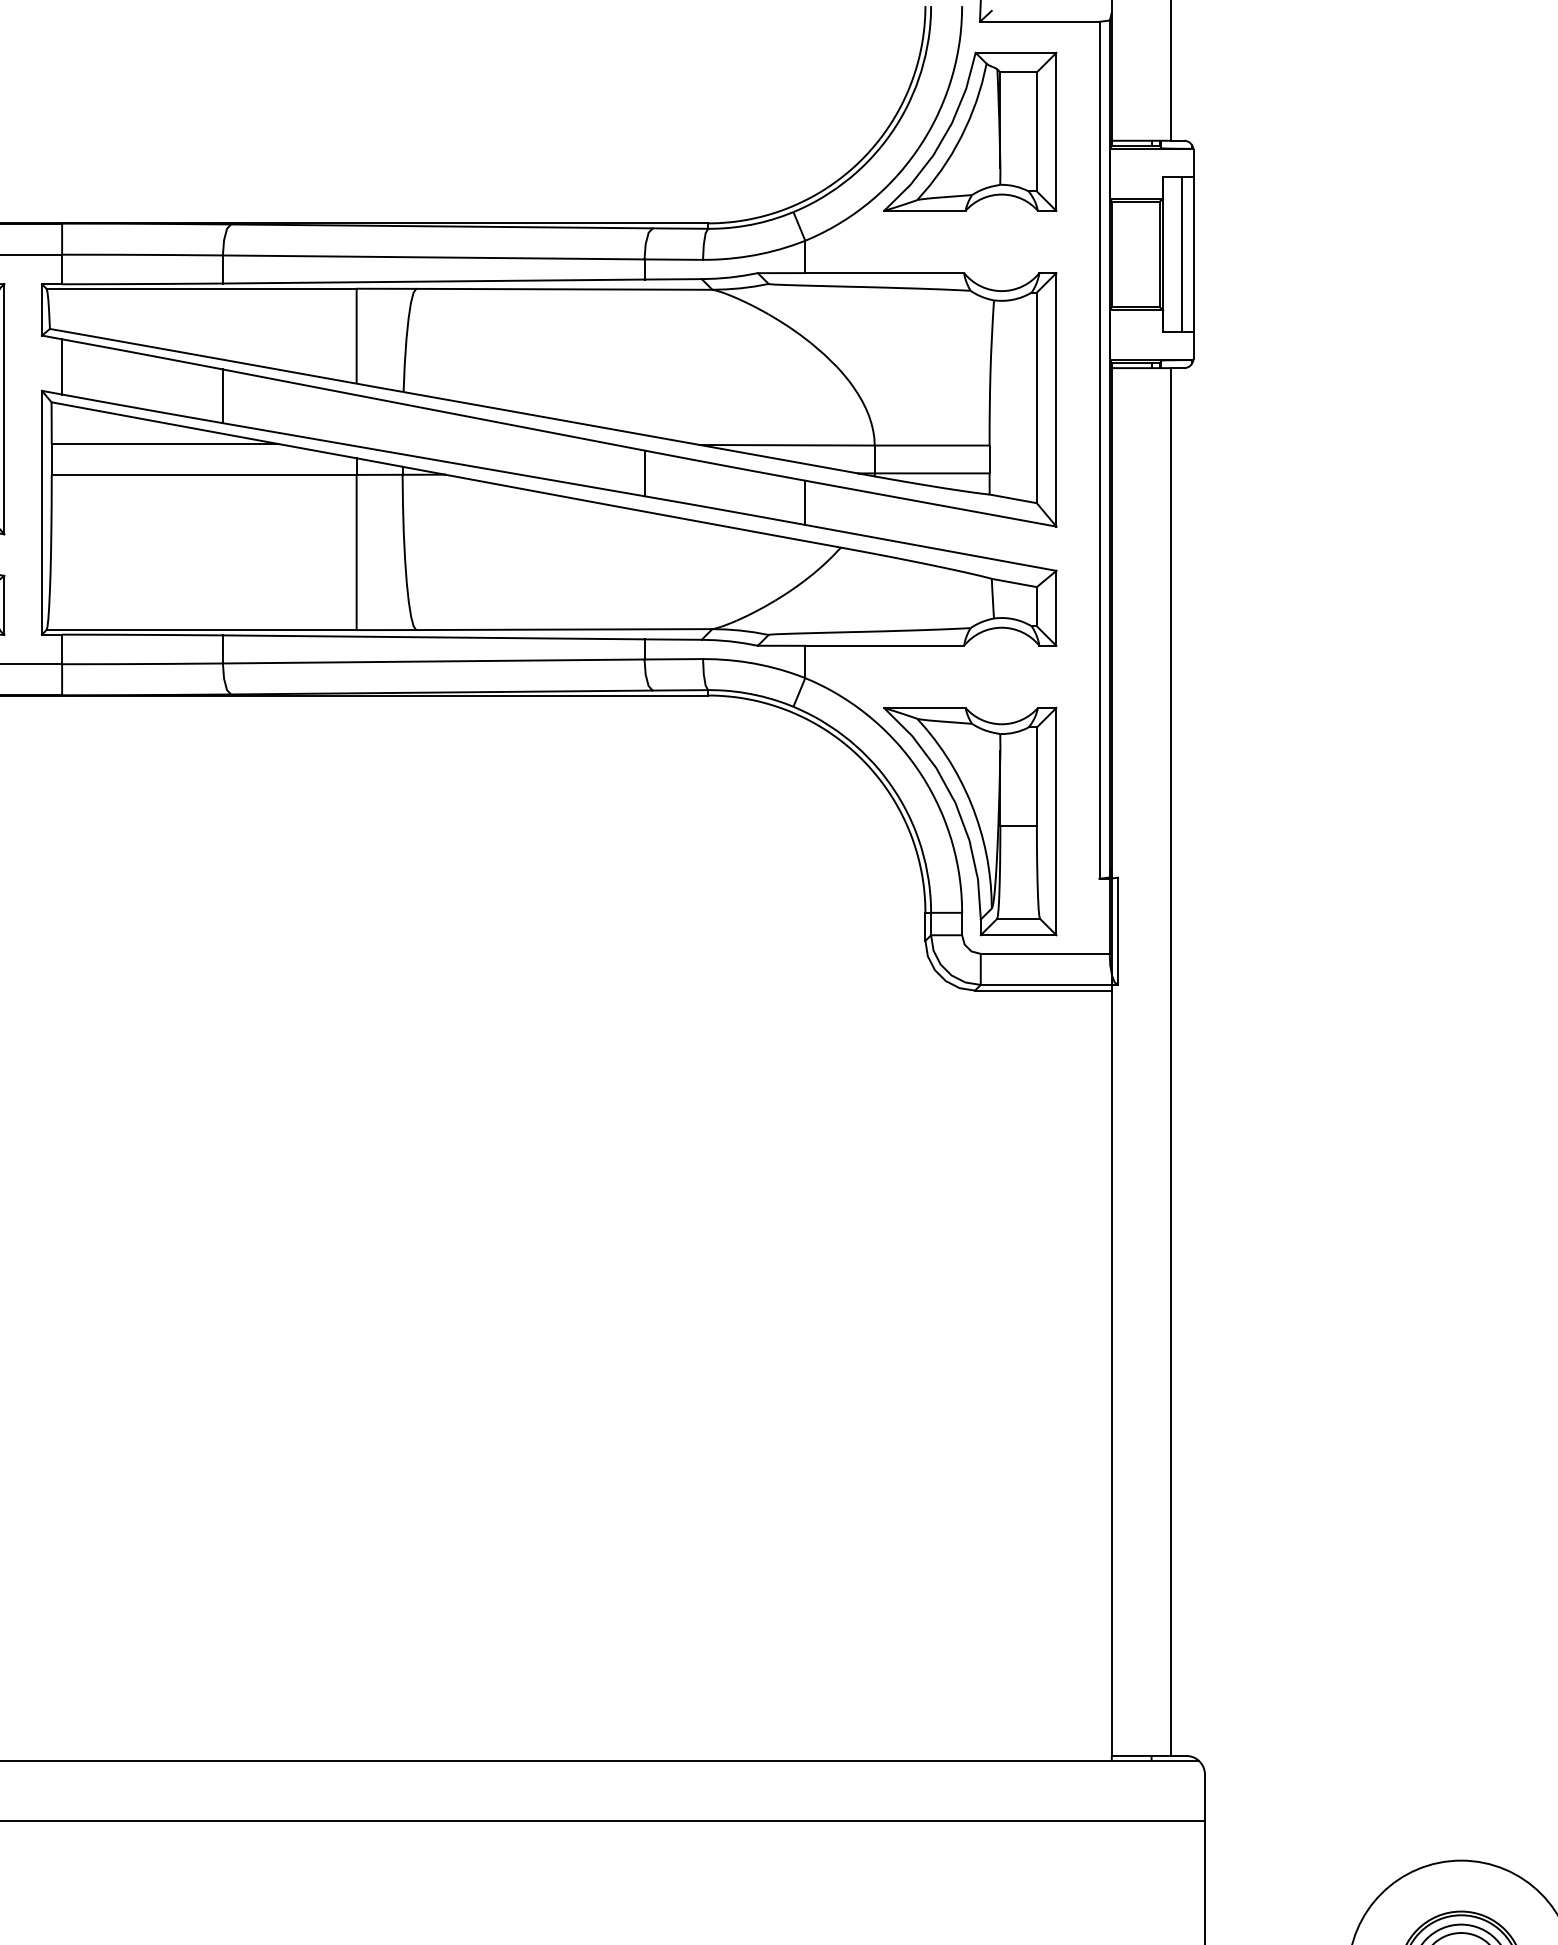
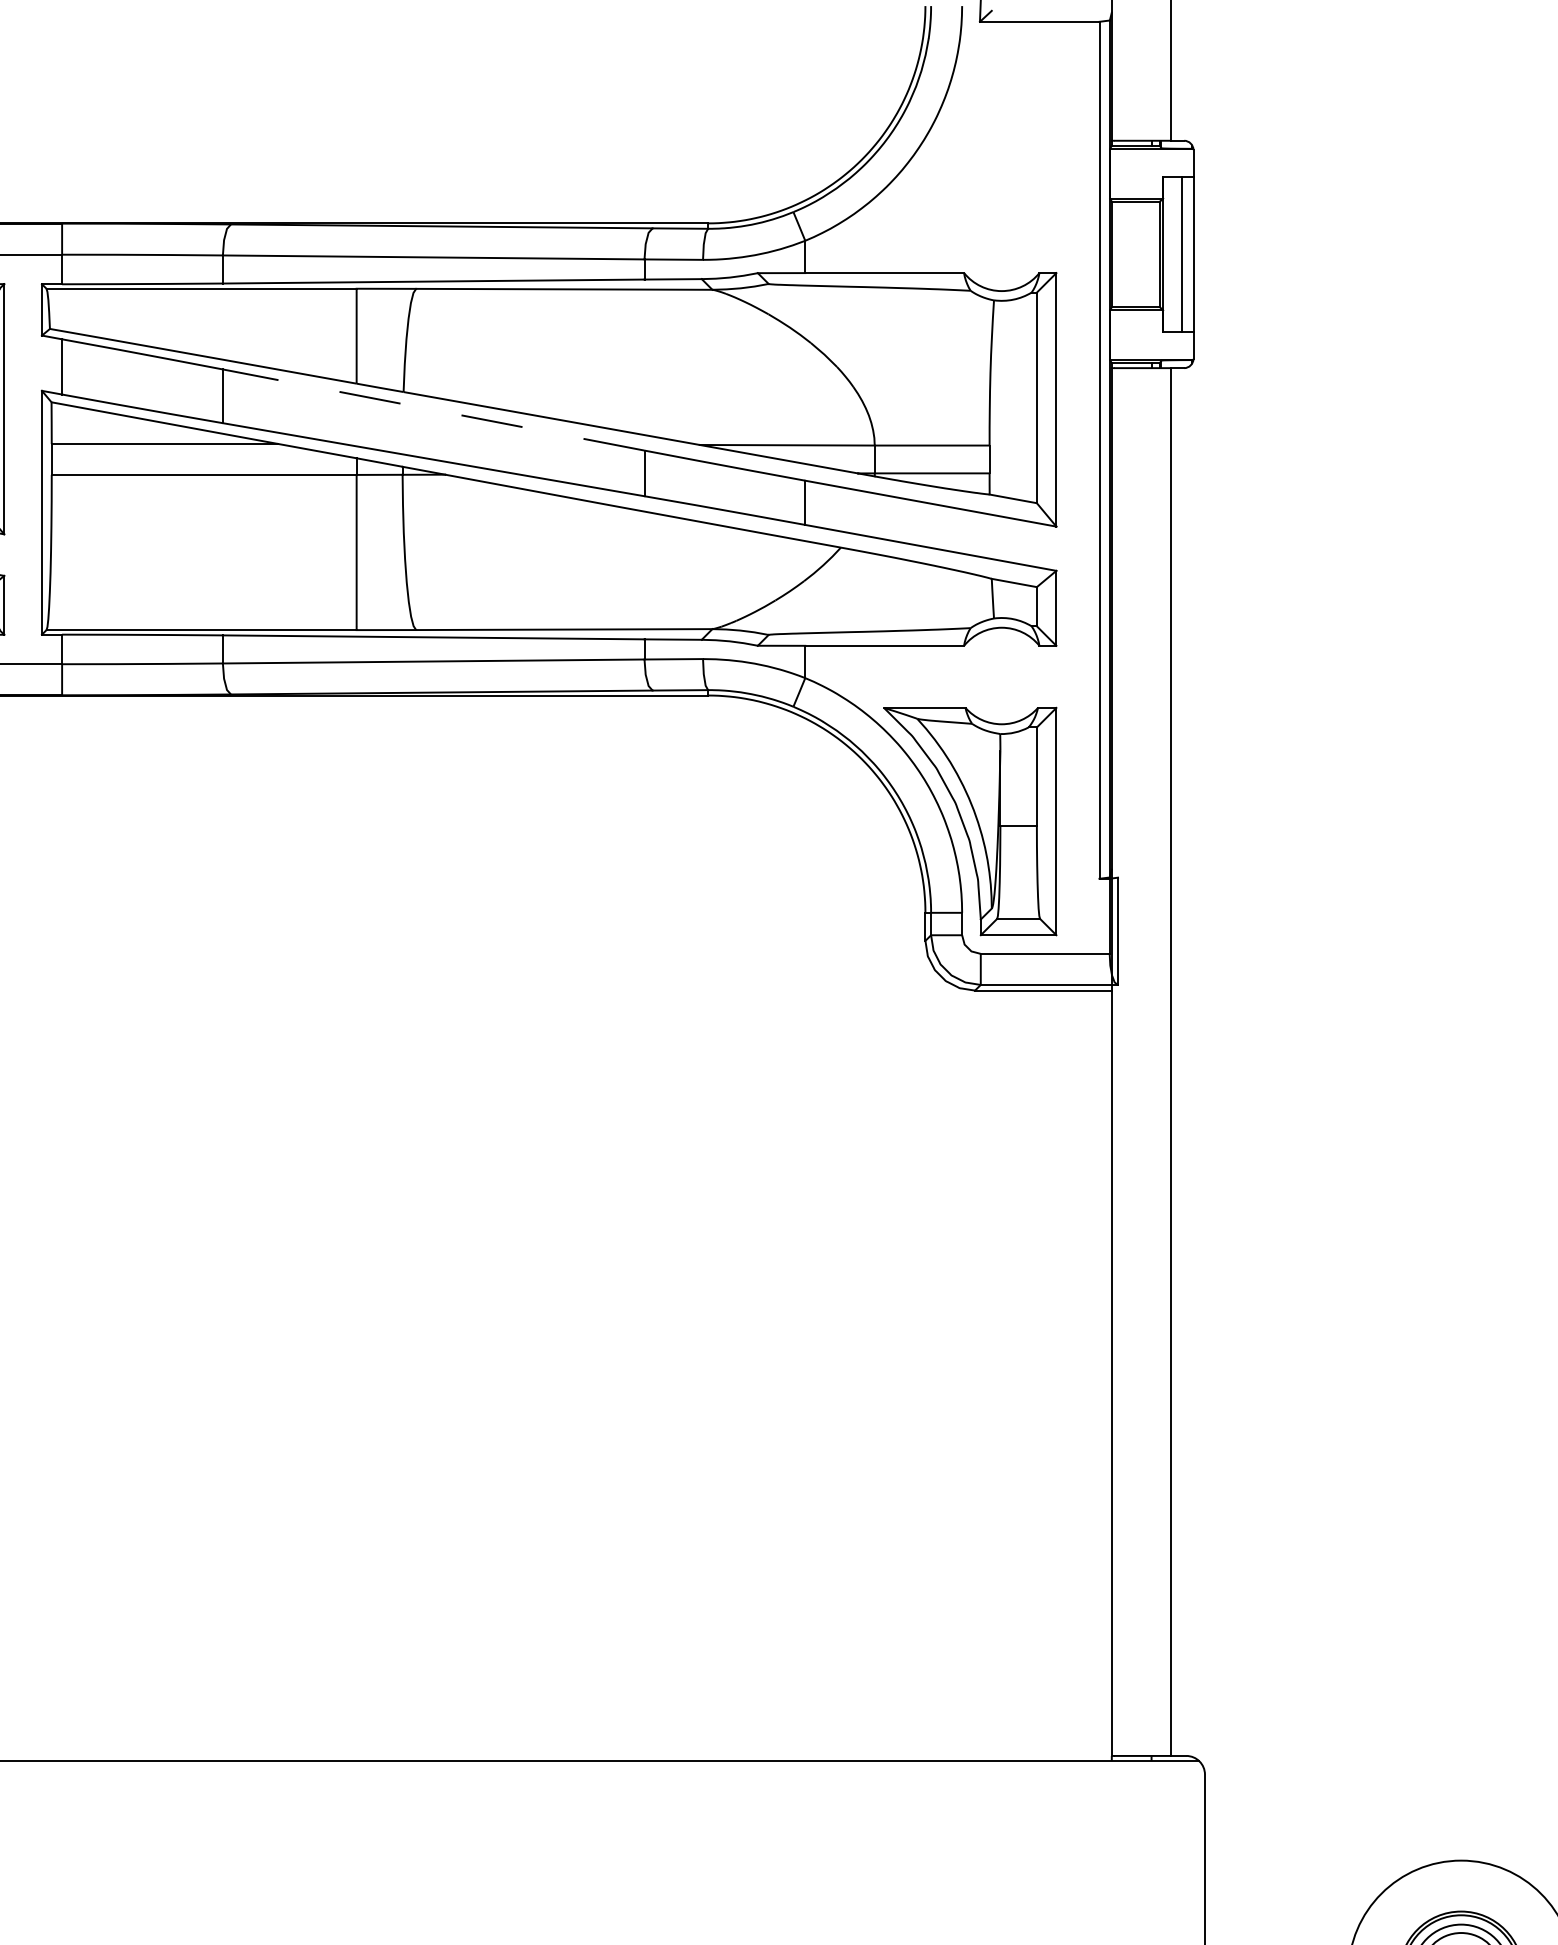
part: present -> none (970, 131)
line: solid -> dashed (433, 410)
line: present -> none (603, 1820)
